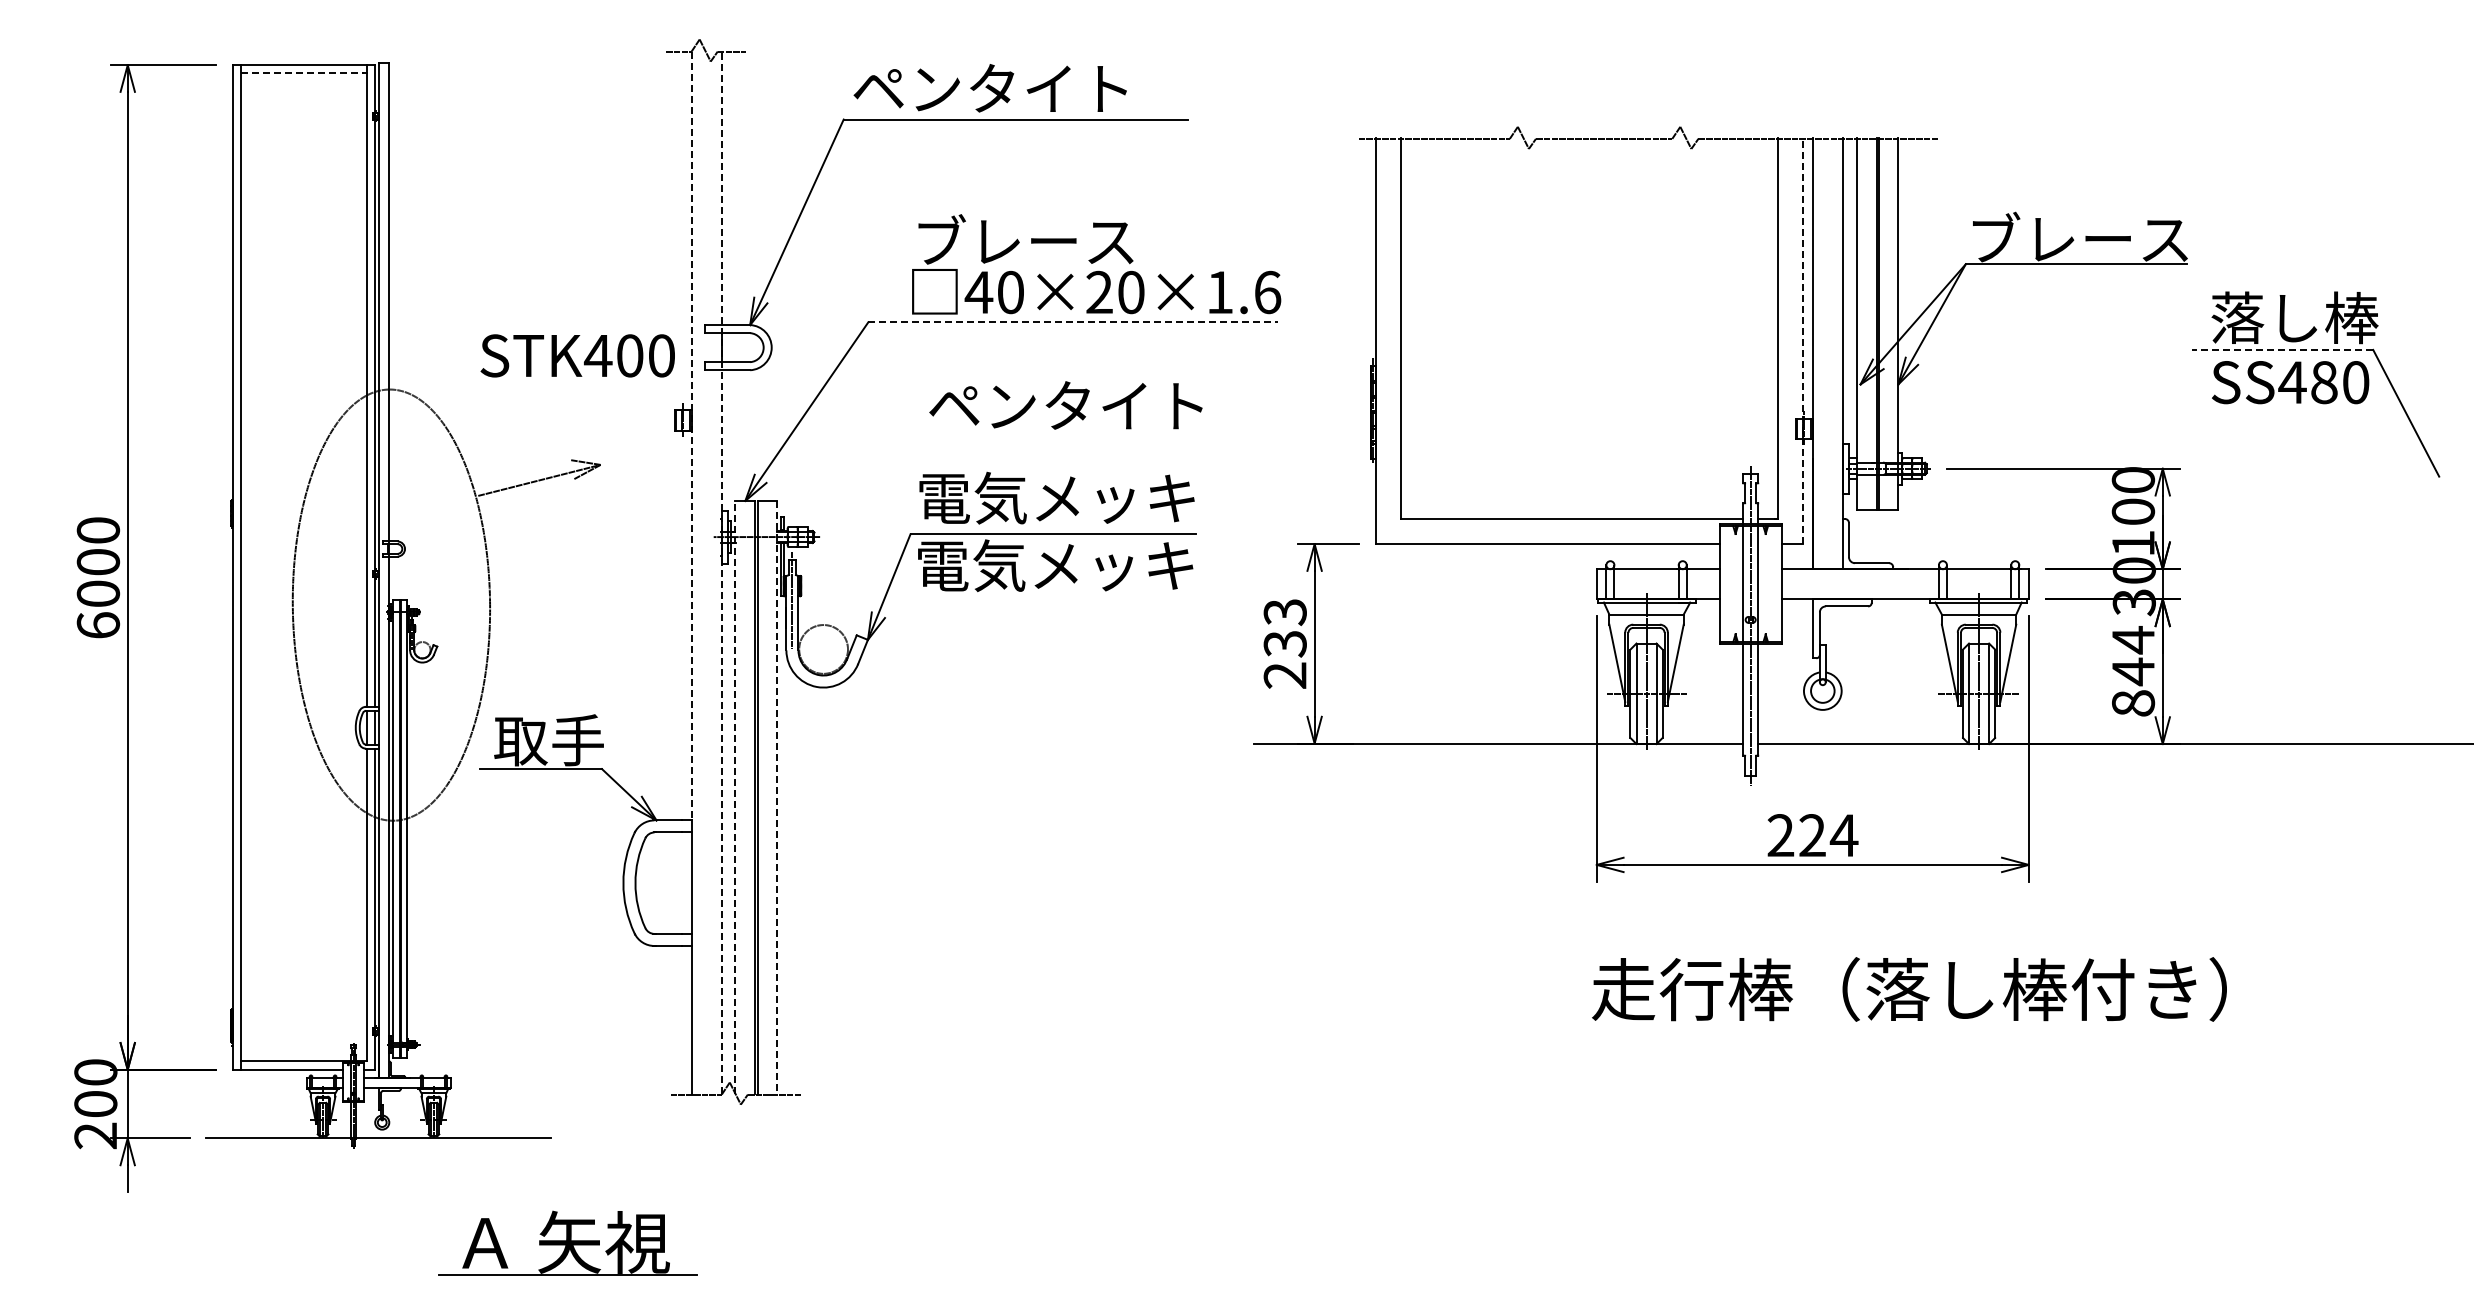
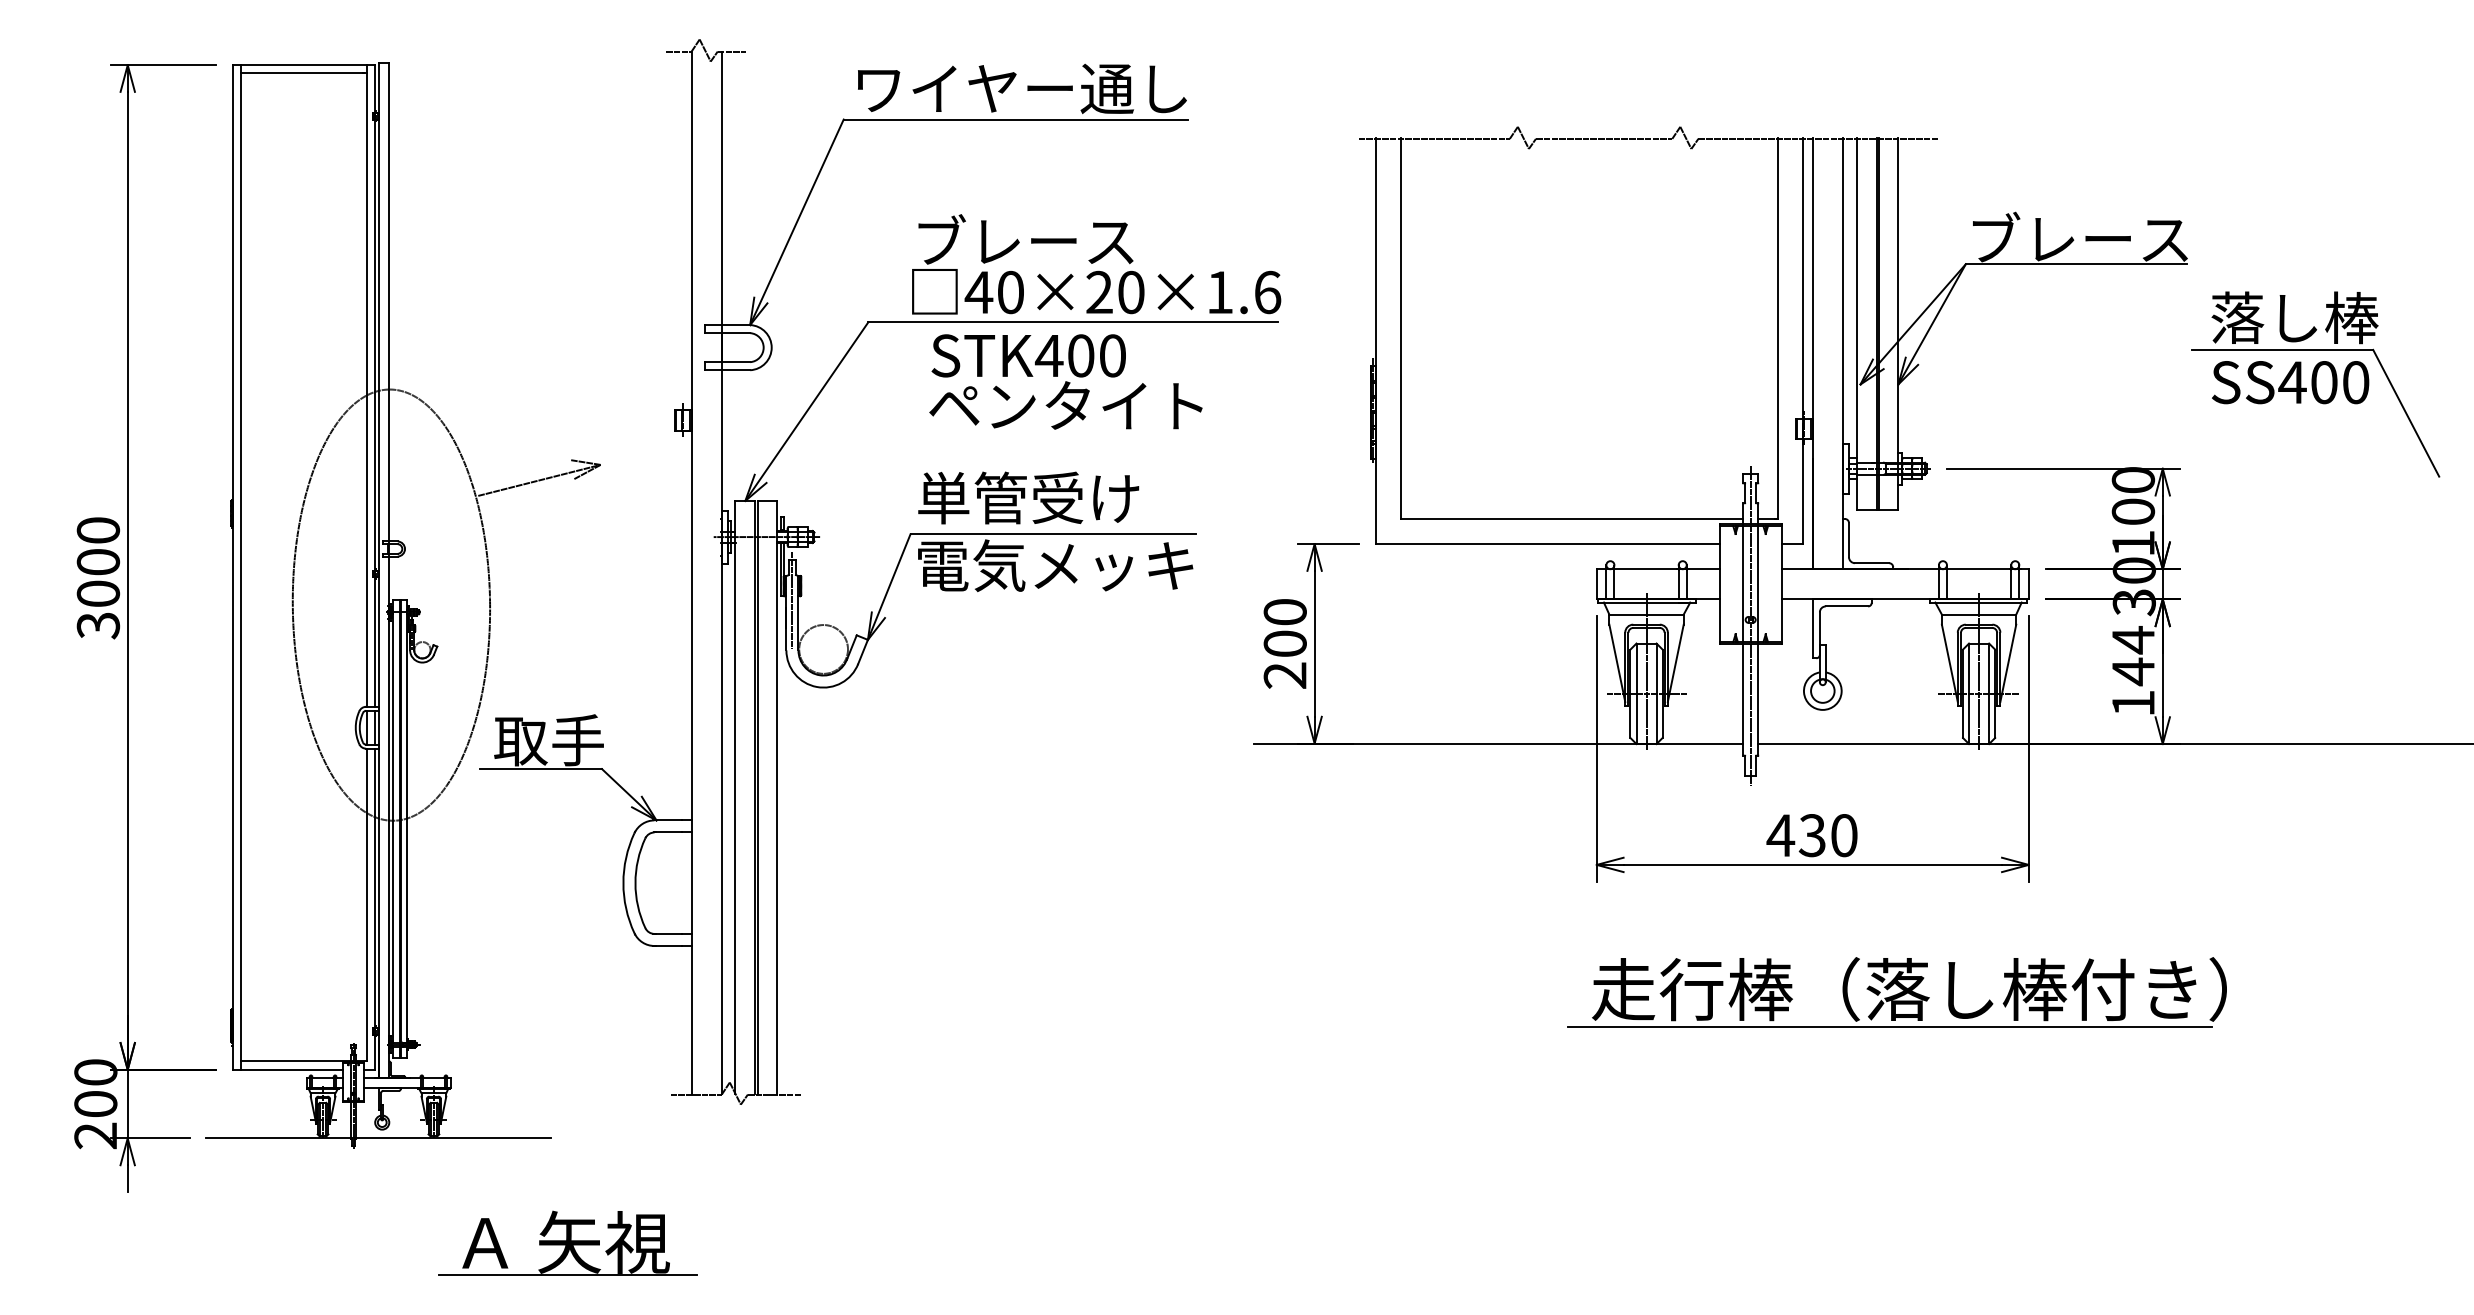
line: dashed -> solid (303, 73)
text: ペンタイト -> ワイヤー通し (1019, 88)
line: dashed -> solid (1073, 322)
line: dashed -> solid (1802, 340)
line: dashed -> solid (2282, 349)
text position: (577, 355) -> (1028, 355) (1028, 355)
text: SS480 -> SS400 (2324, 382)
line: dashed -> solid (691, 436)
text: 電気メッキ -> 単管受け (1056, 497)
line: dashed -> solid (721, 572)
text: 6000 -> 3000 (98, 625)
text: 233 -> 200 (1284, 628)
text: 844 -> 144 (2133, 703)
line: dashed -> solid (735, 796)
line: dashed -> solid (777, 797)
text: 224 -> 430 (1812, 835)
line: none -> present (1890, 1026)
